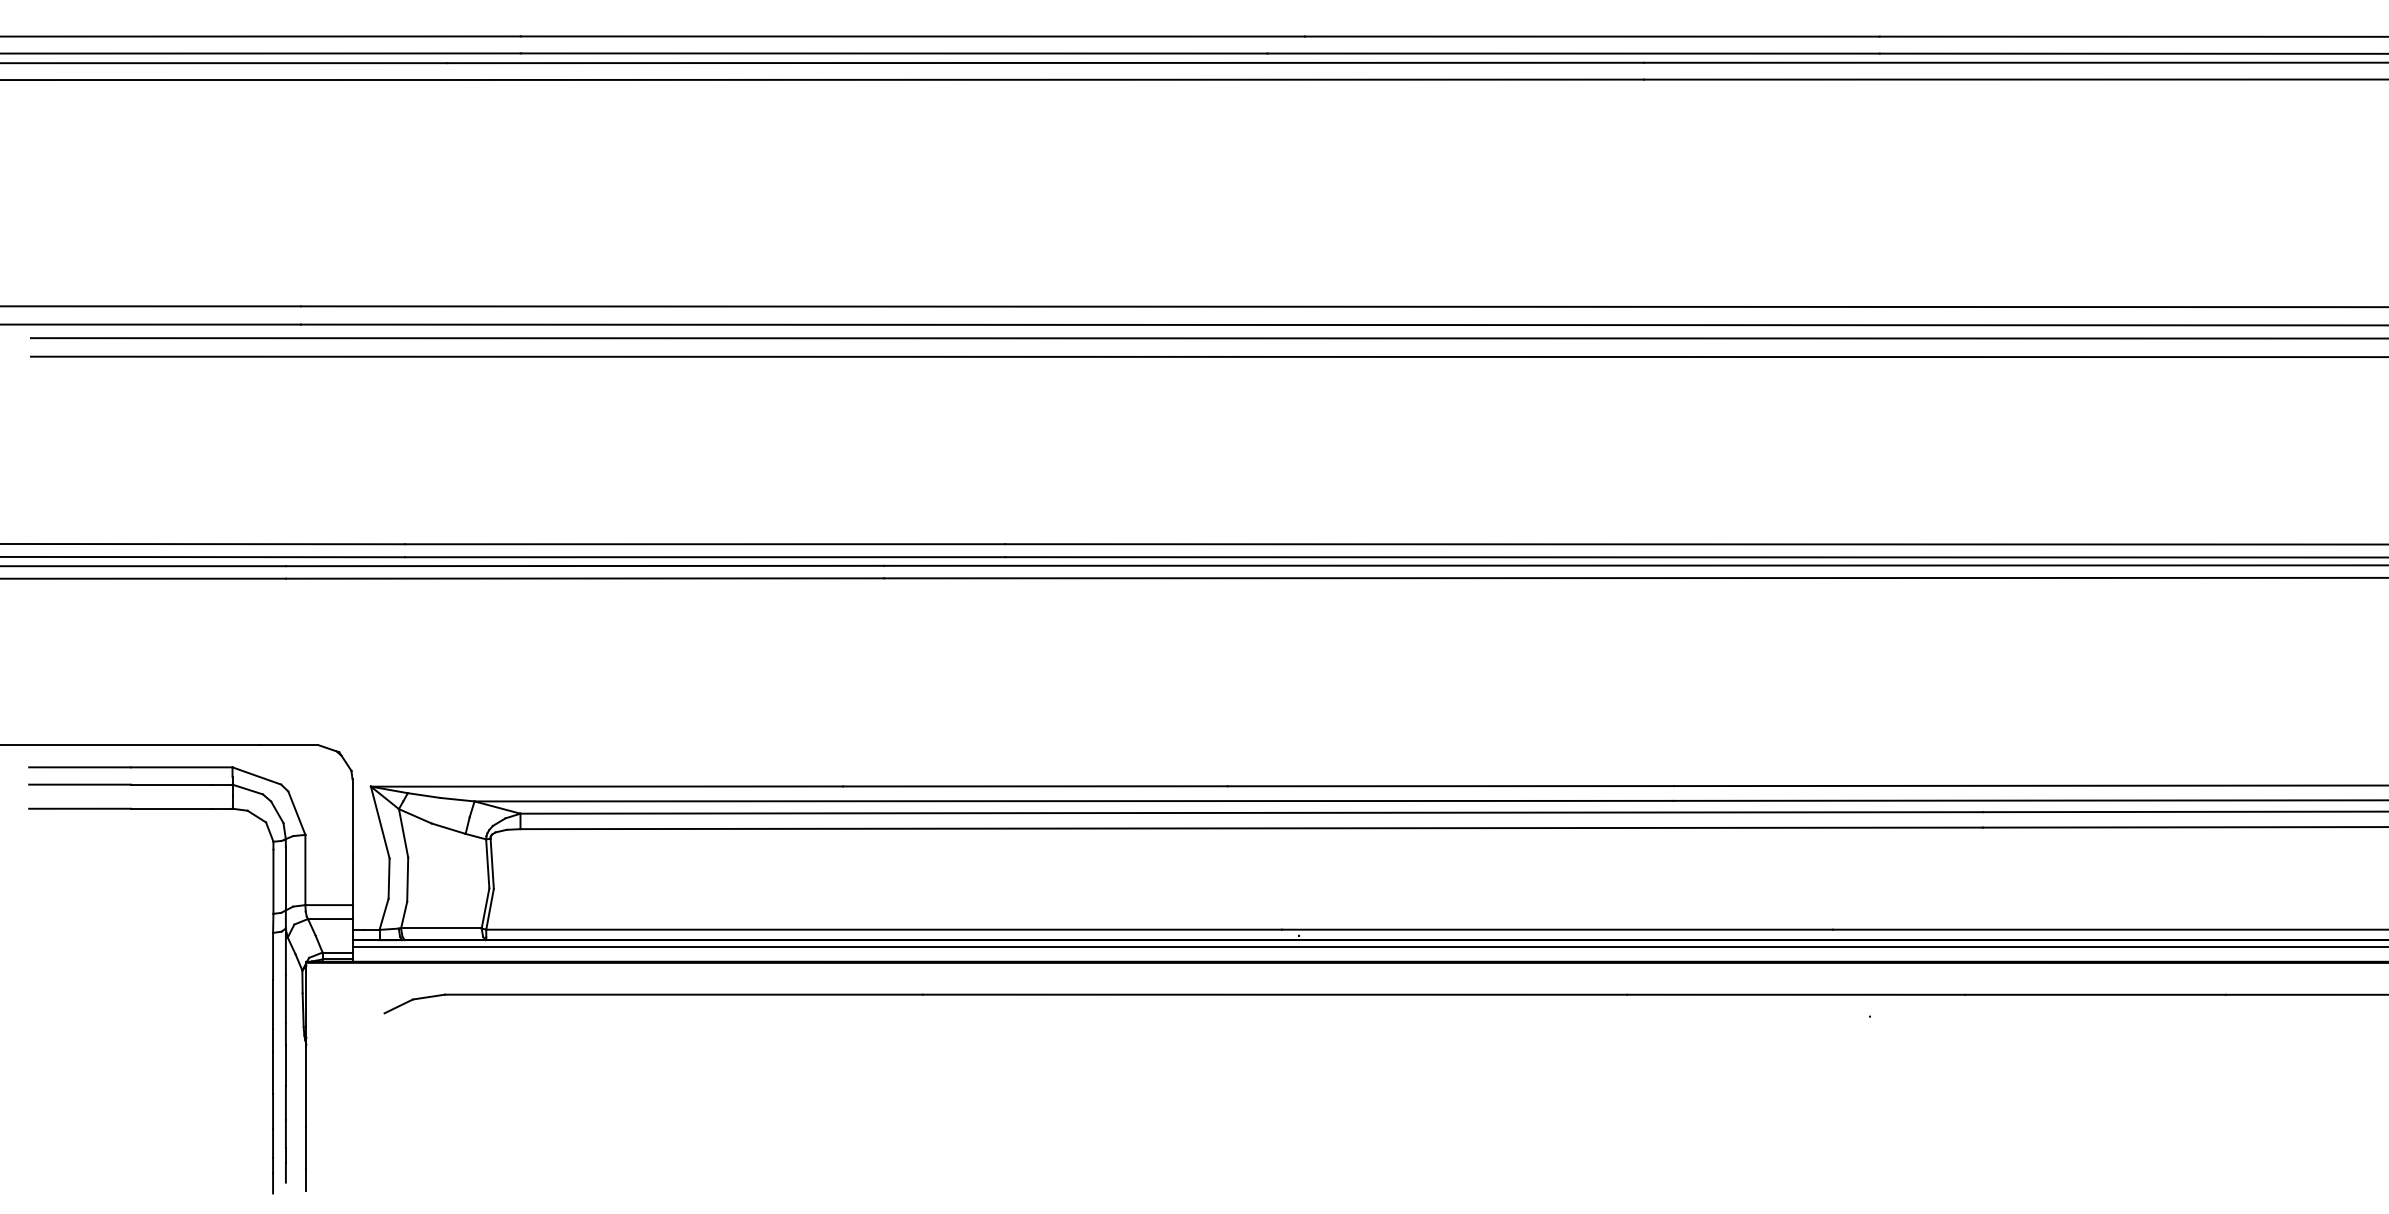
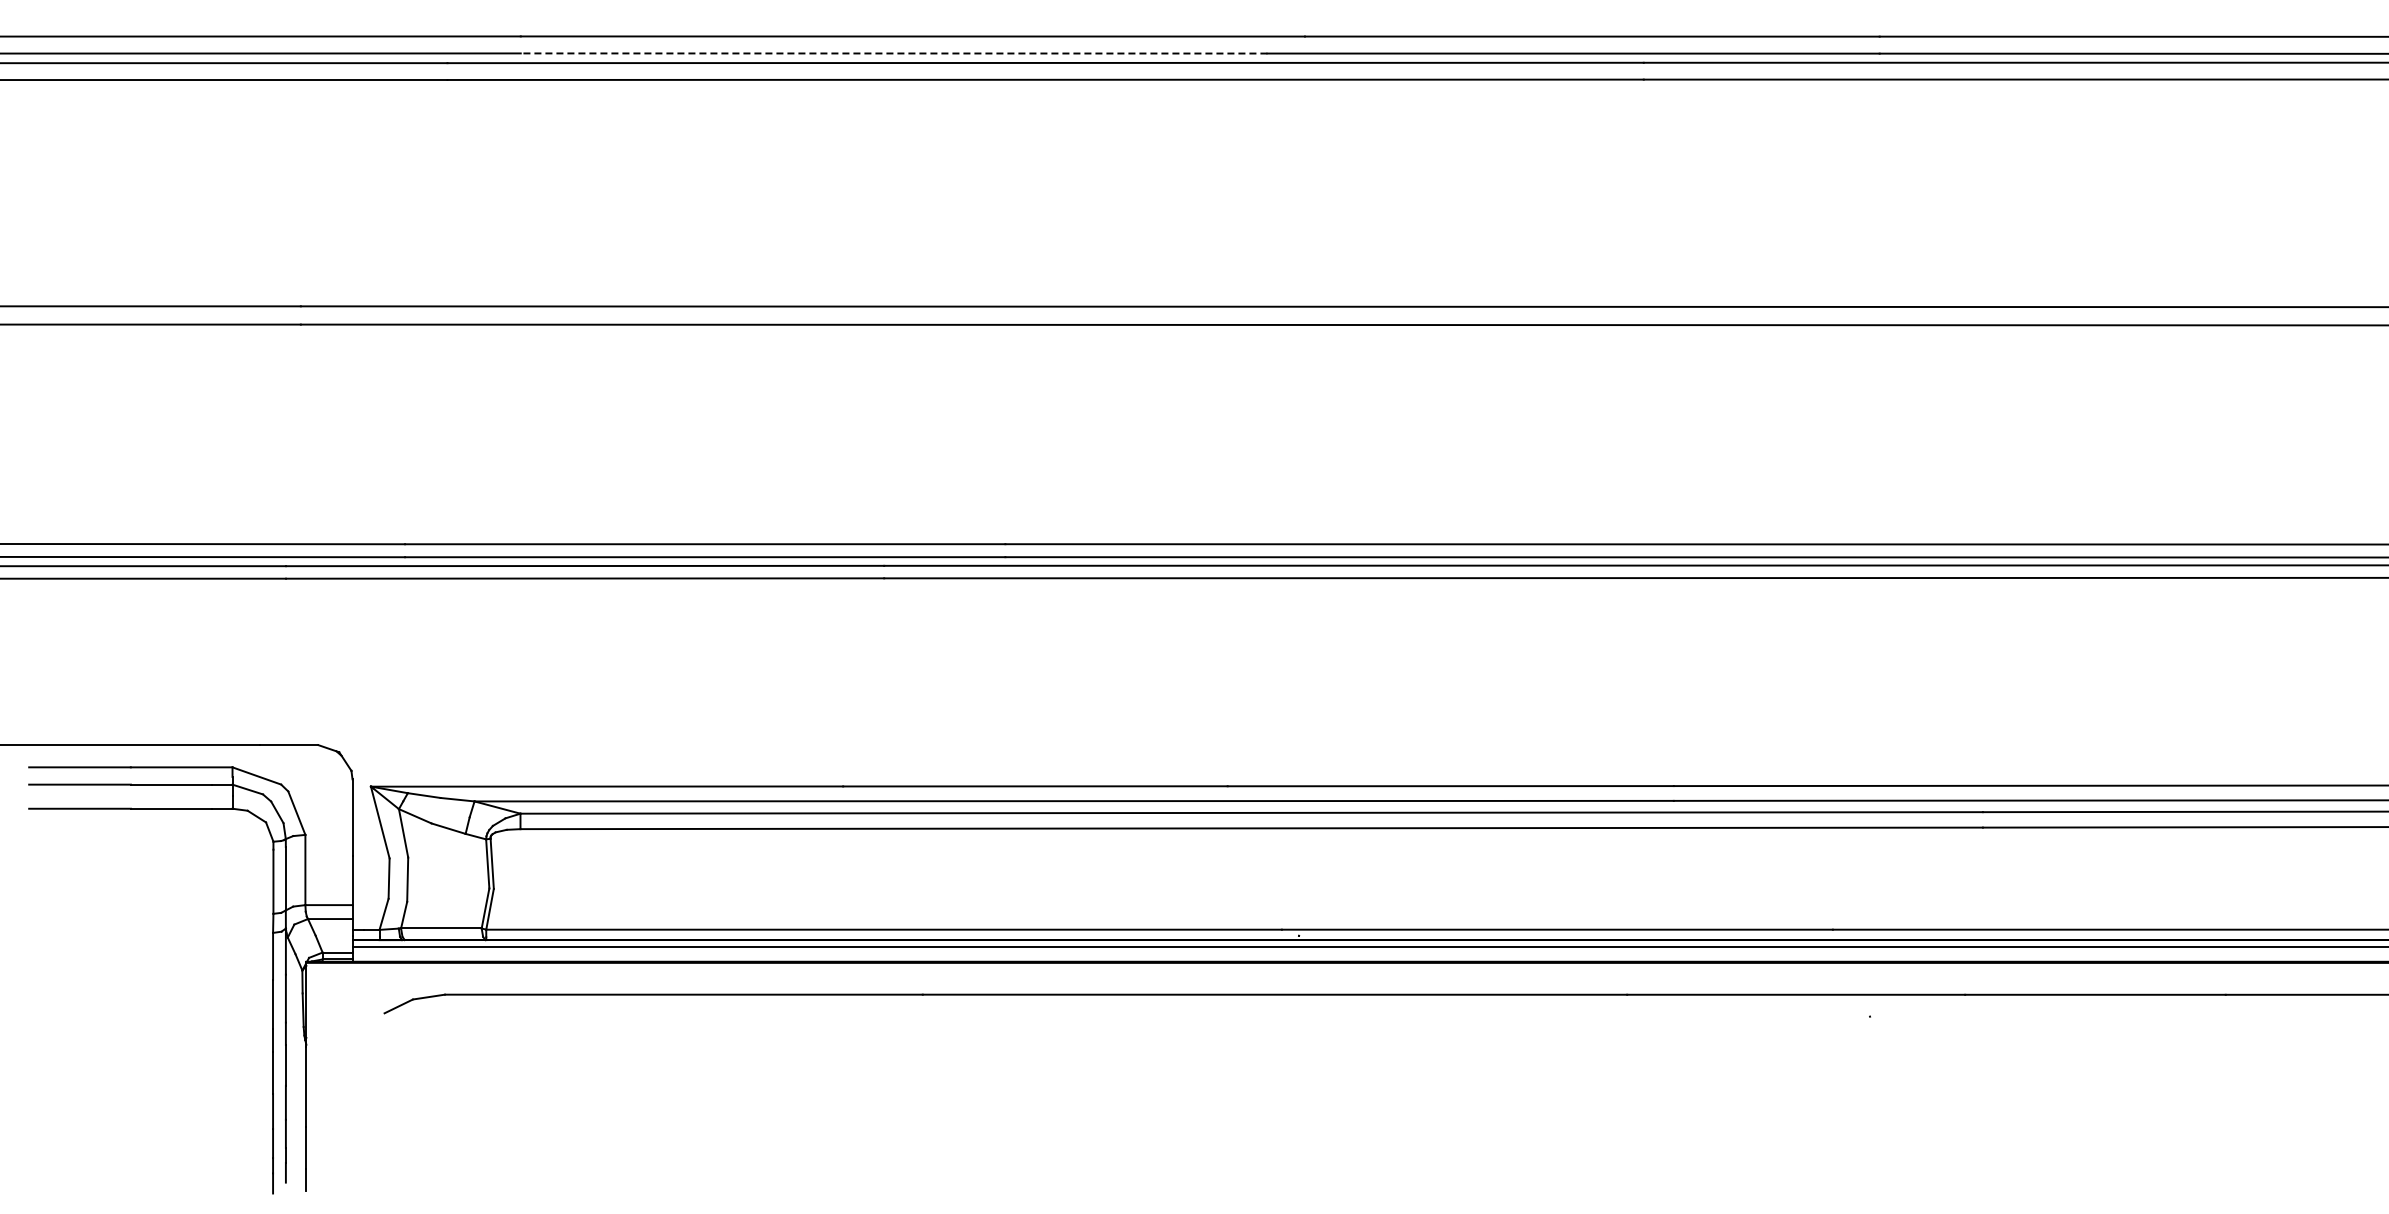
line: solid -> dashed (893, 53)
line: present -> none (1207, 338)
line: present -> none (1207, 356)
